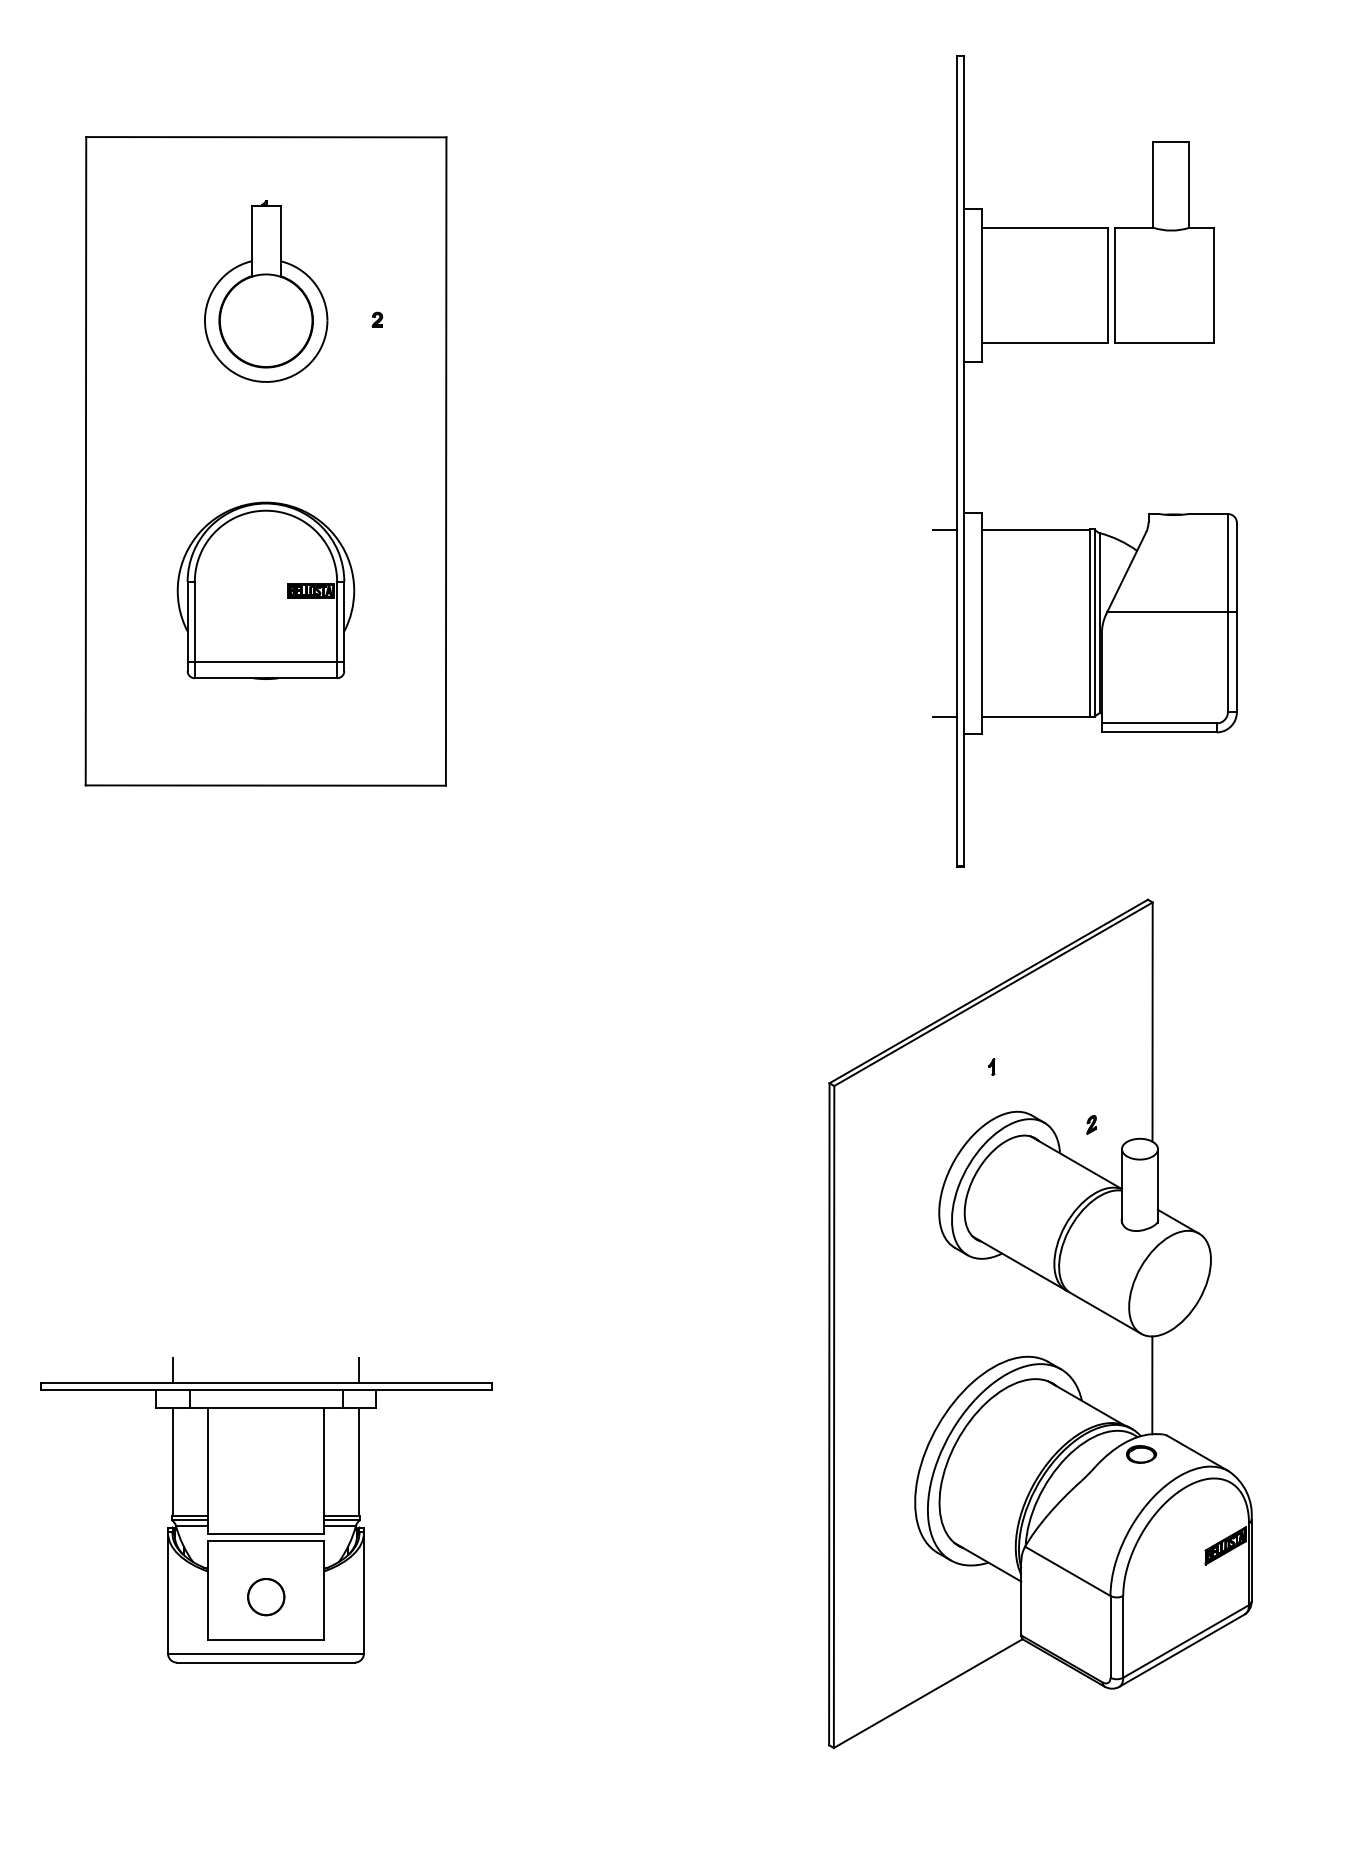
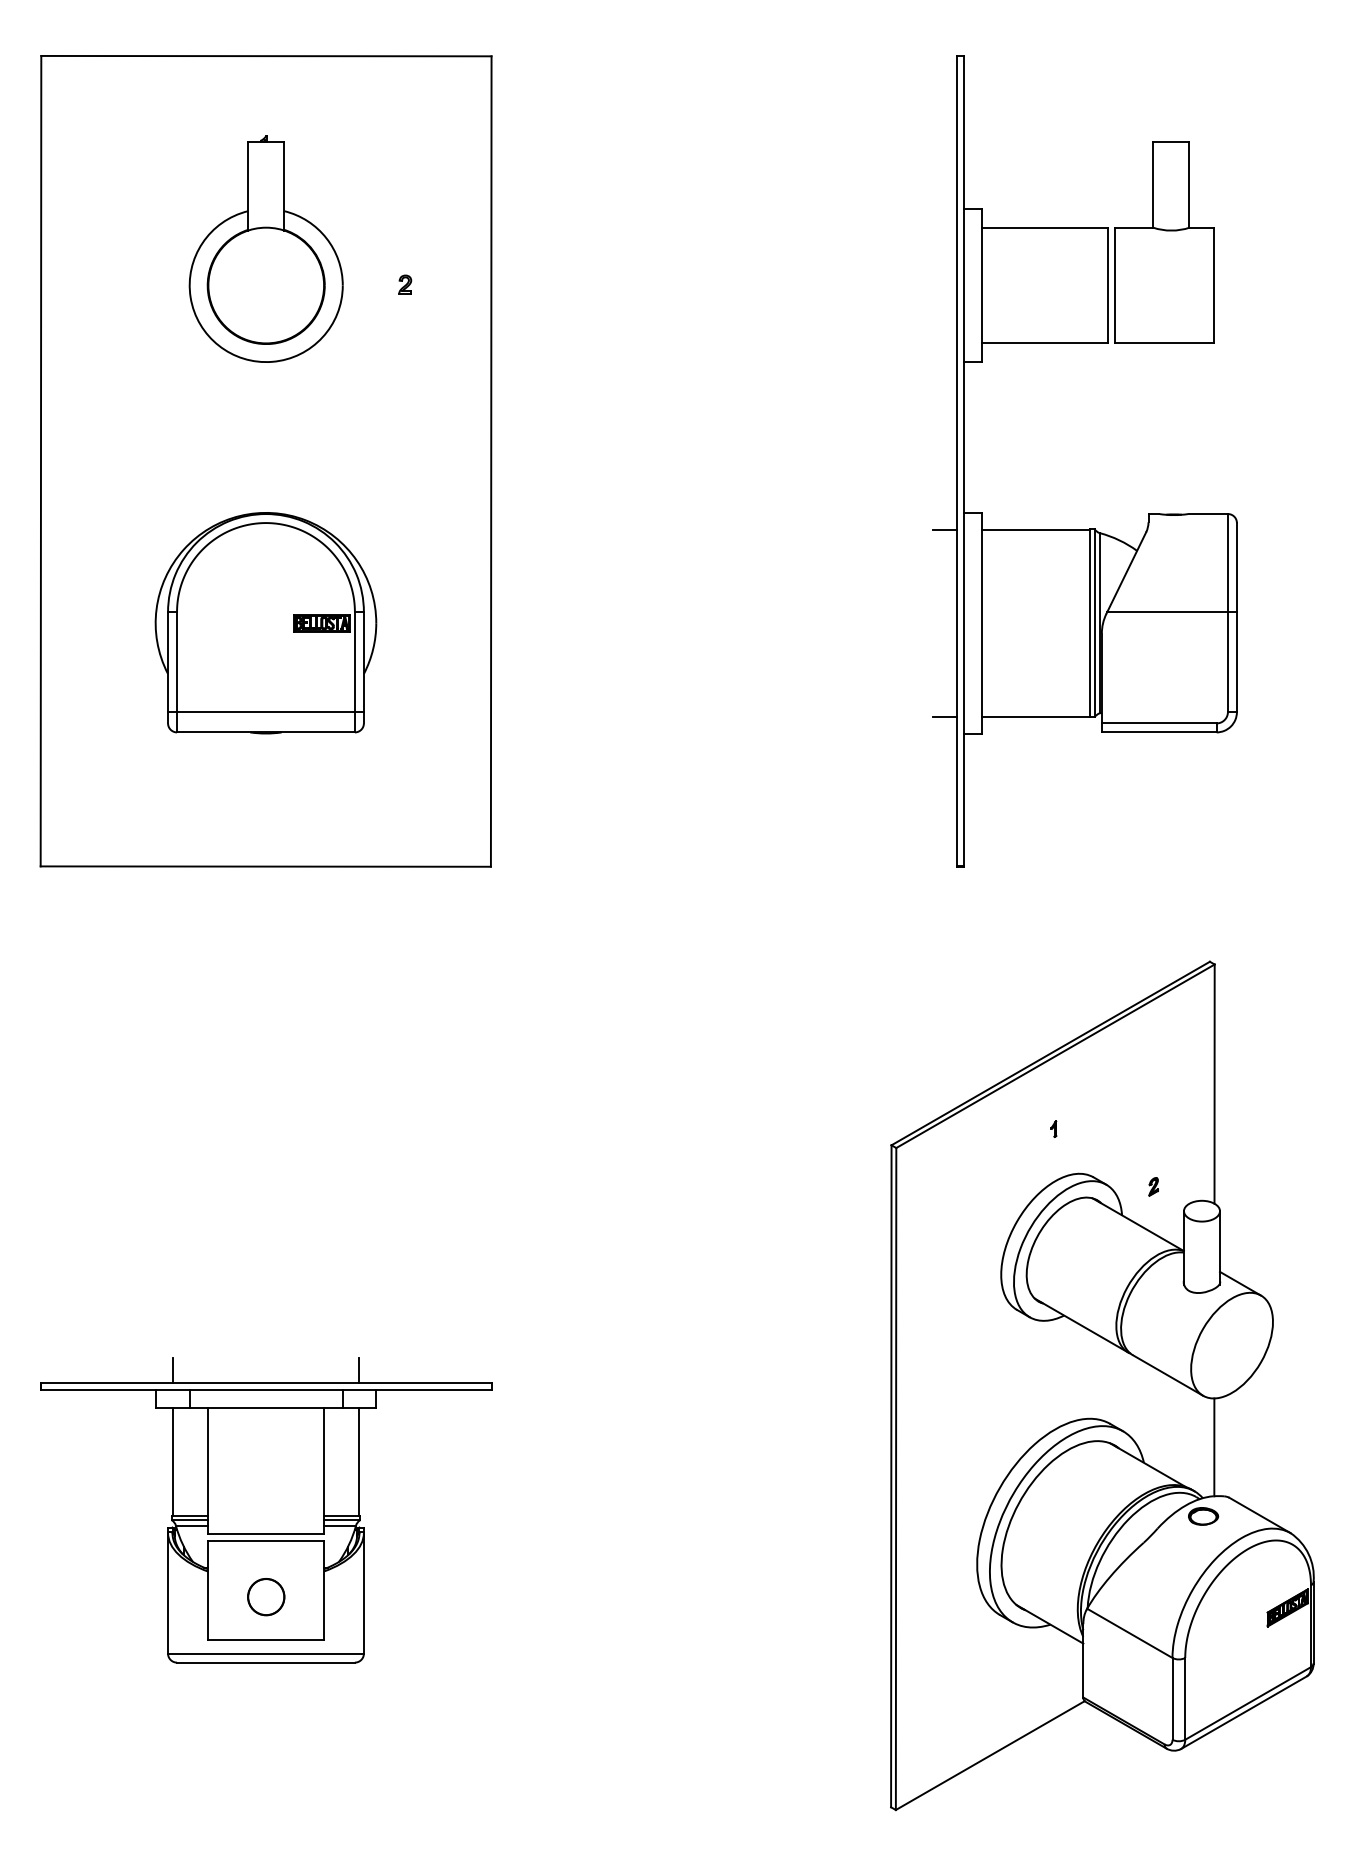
part size: 364x651 px -> 454x813 px (265, 461)
part position: (1040, 1323) -> (1102, 1385) (1102, 1385)
